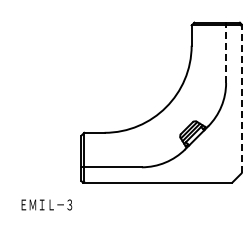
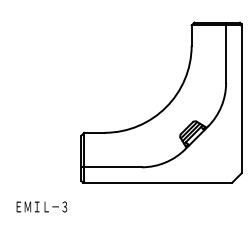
line: dashed -> solid (226, 54)
line: dashed -> solid (241, 98)
text position: (46, 204) -> (41, 206) (41, 206)
